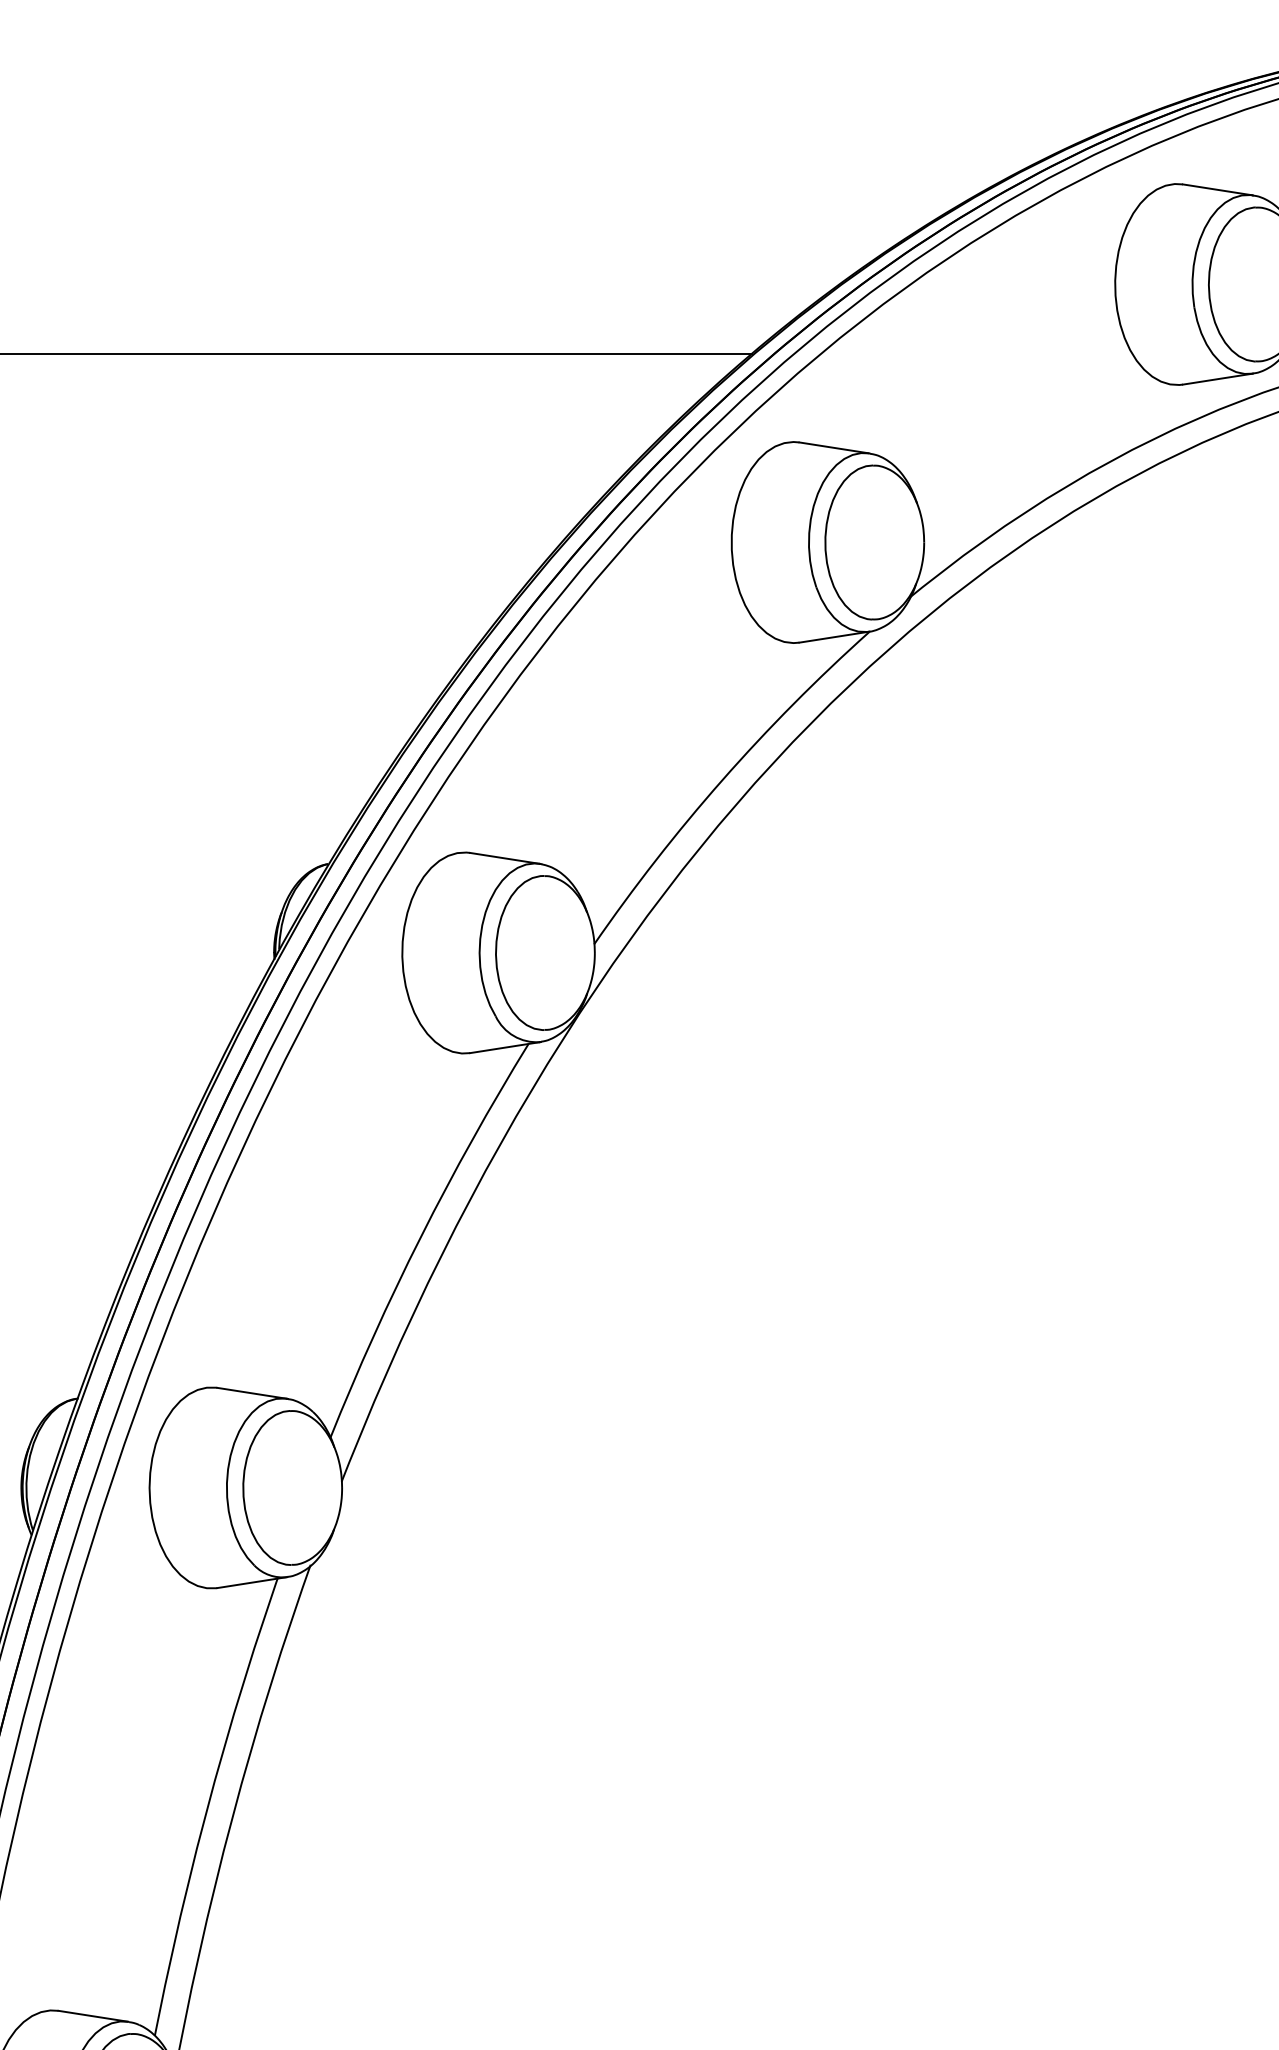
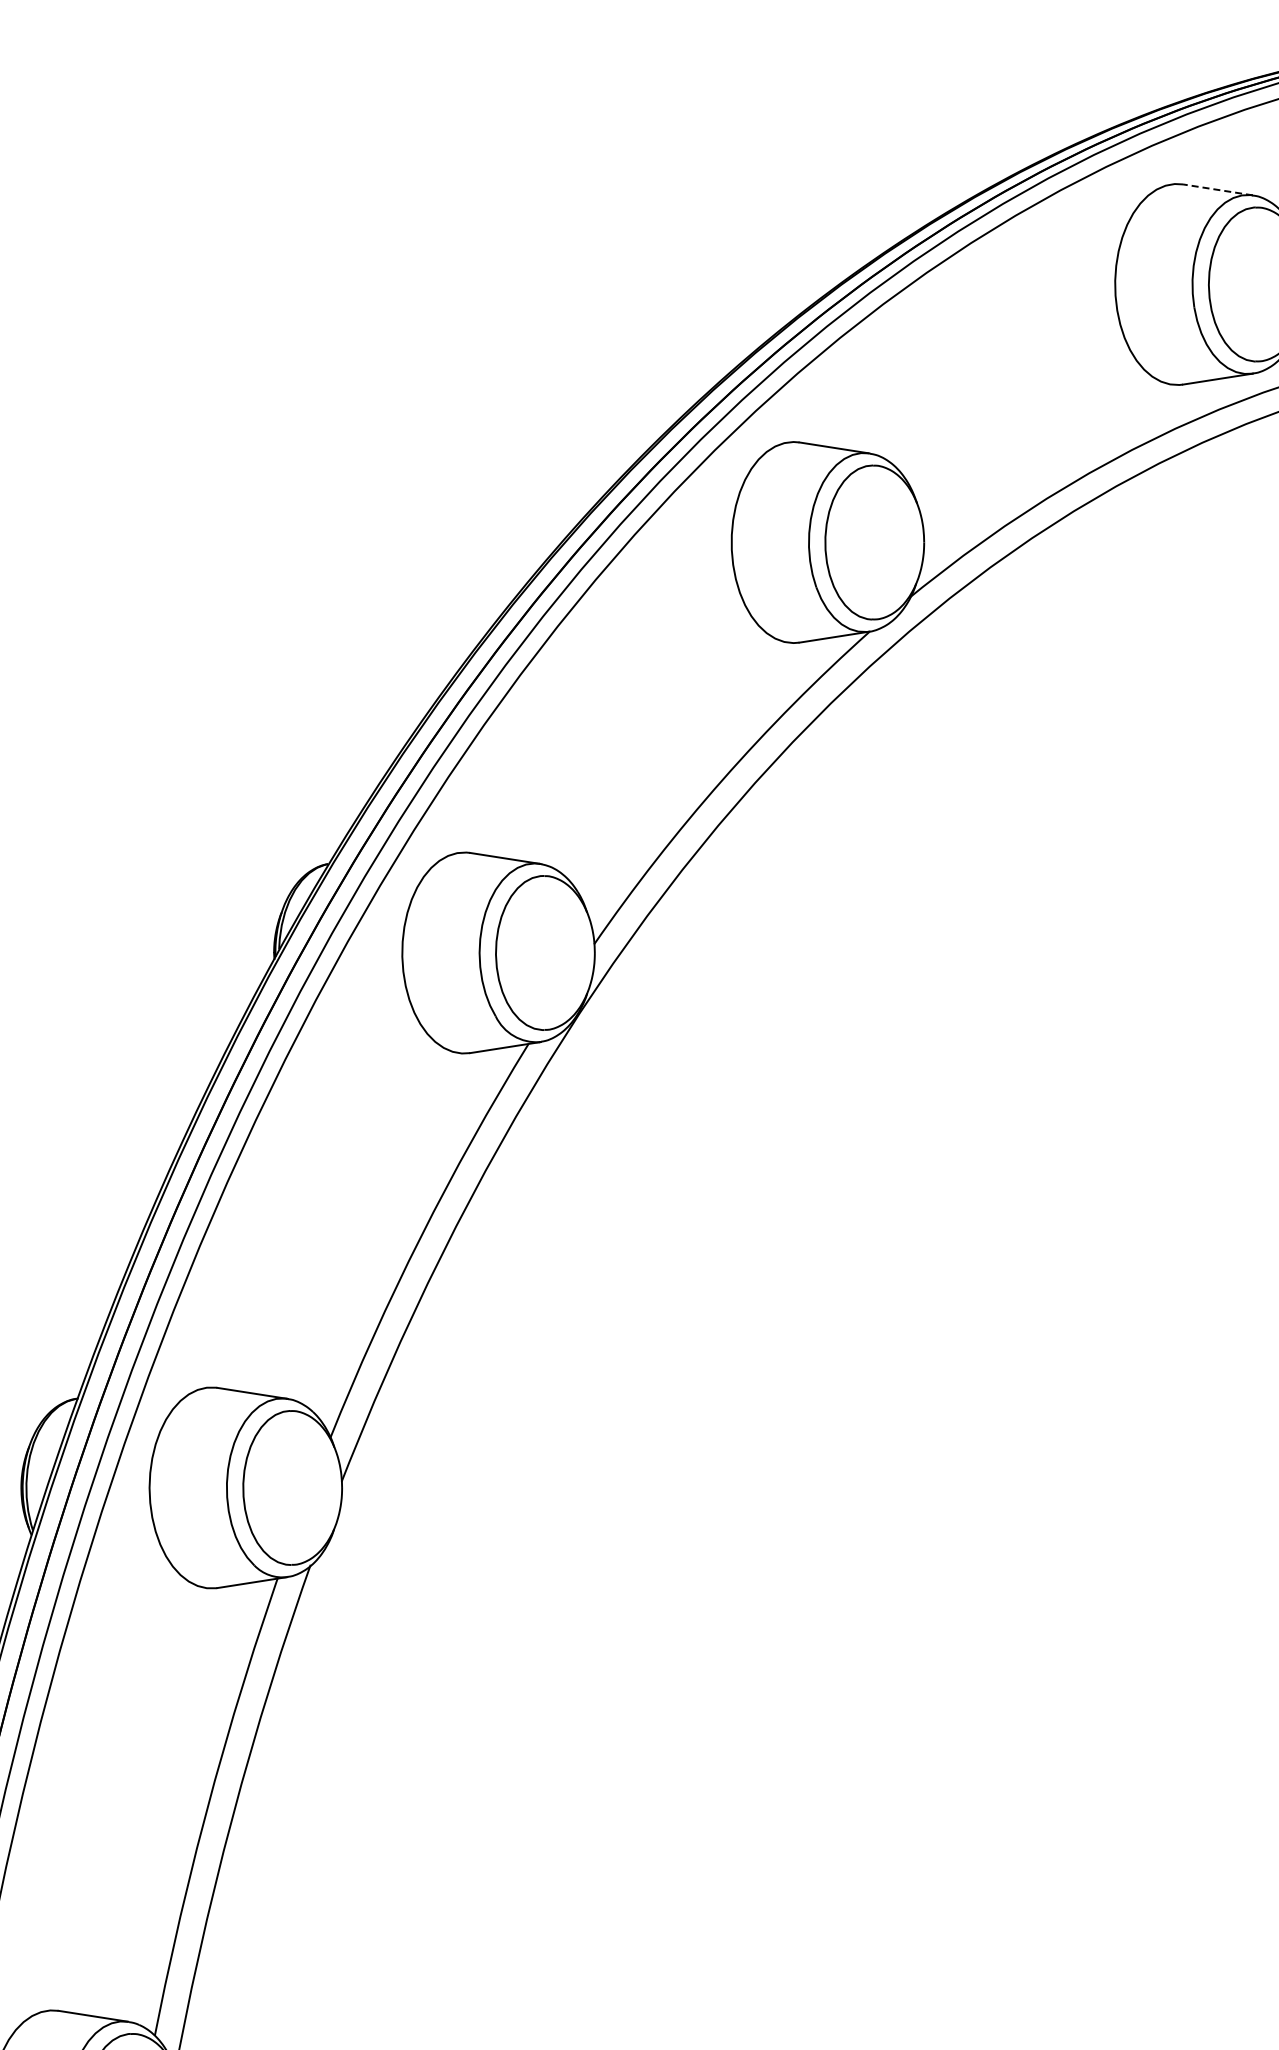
line: solid -> dashed (1217, 189)
line: present -> none (377, 353)
